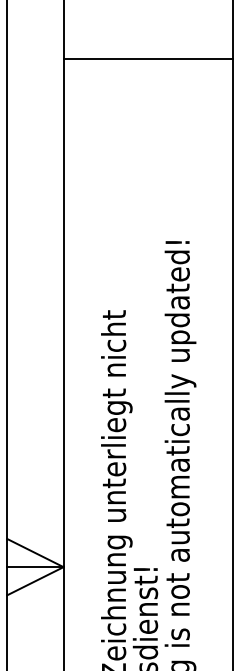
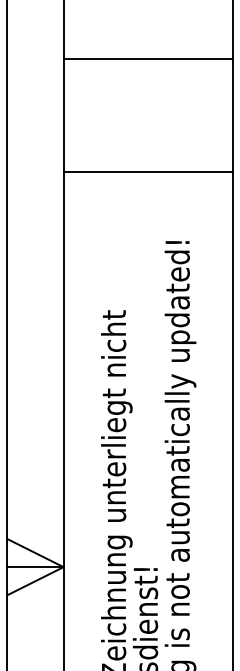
line: none -> present (147, 172)
